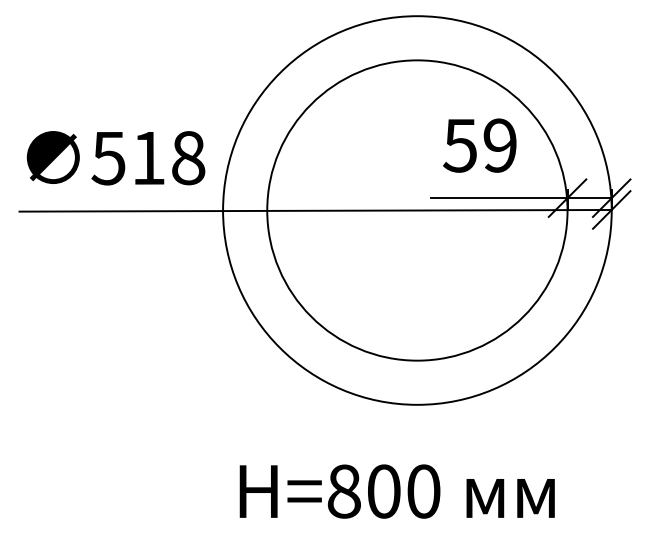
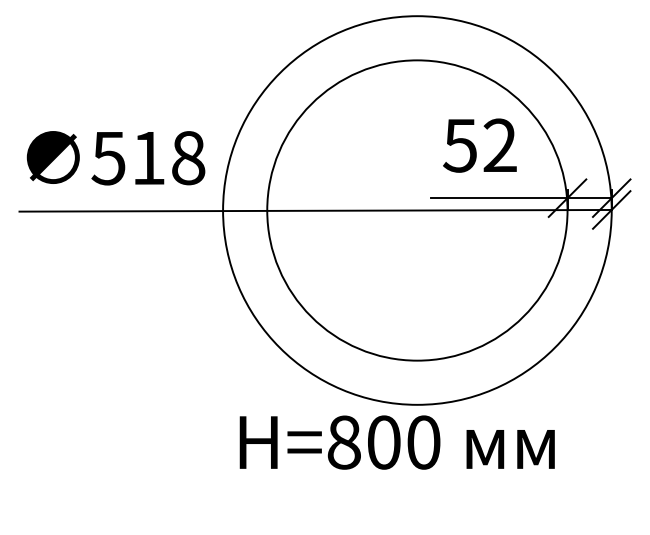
text: 59 -> 52 (499, 145)
text position: (396, 491) -> (396, 442) (396, 442)
